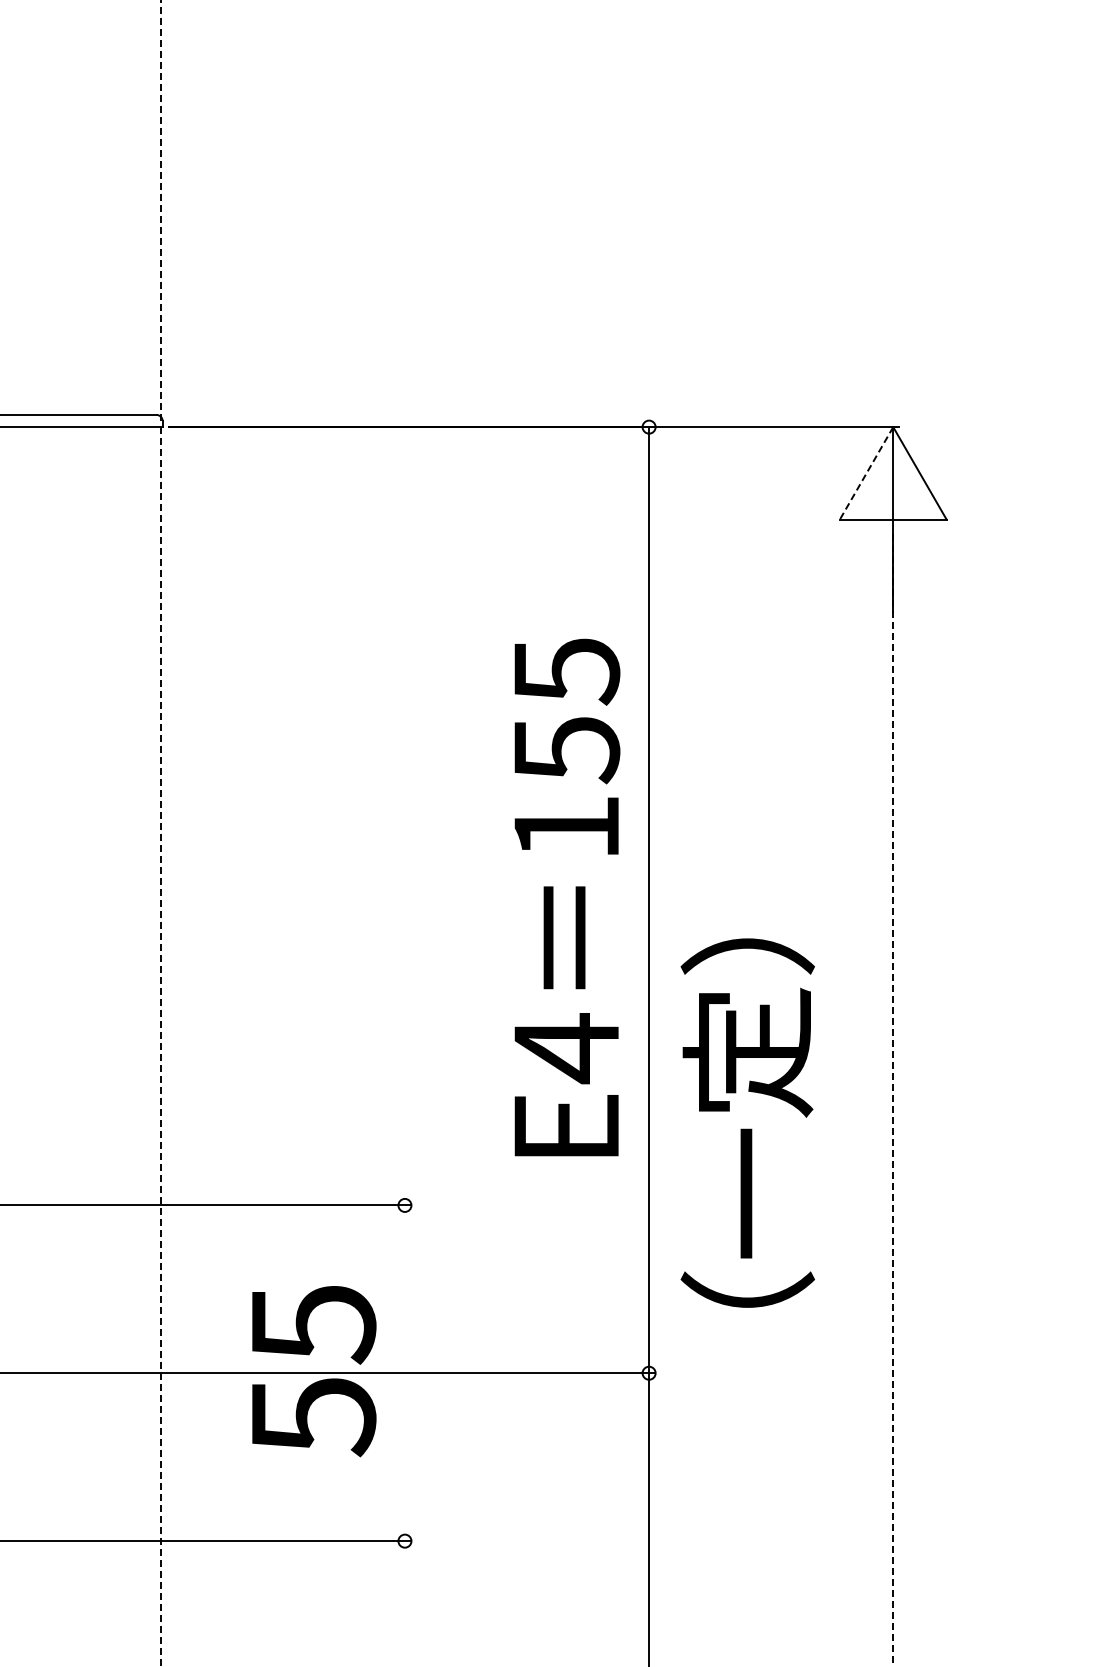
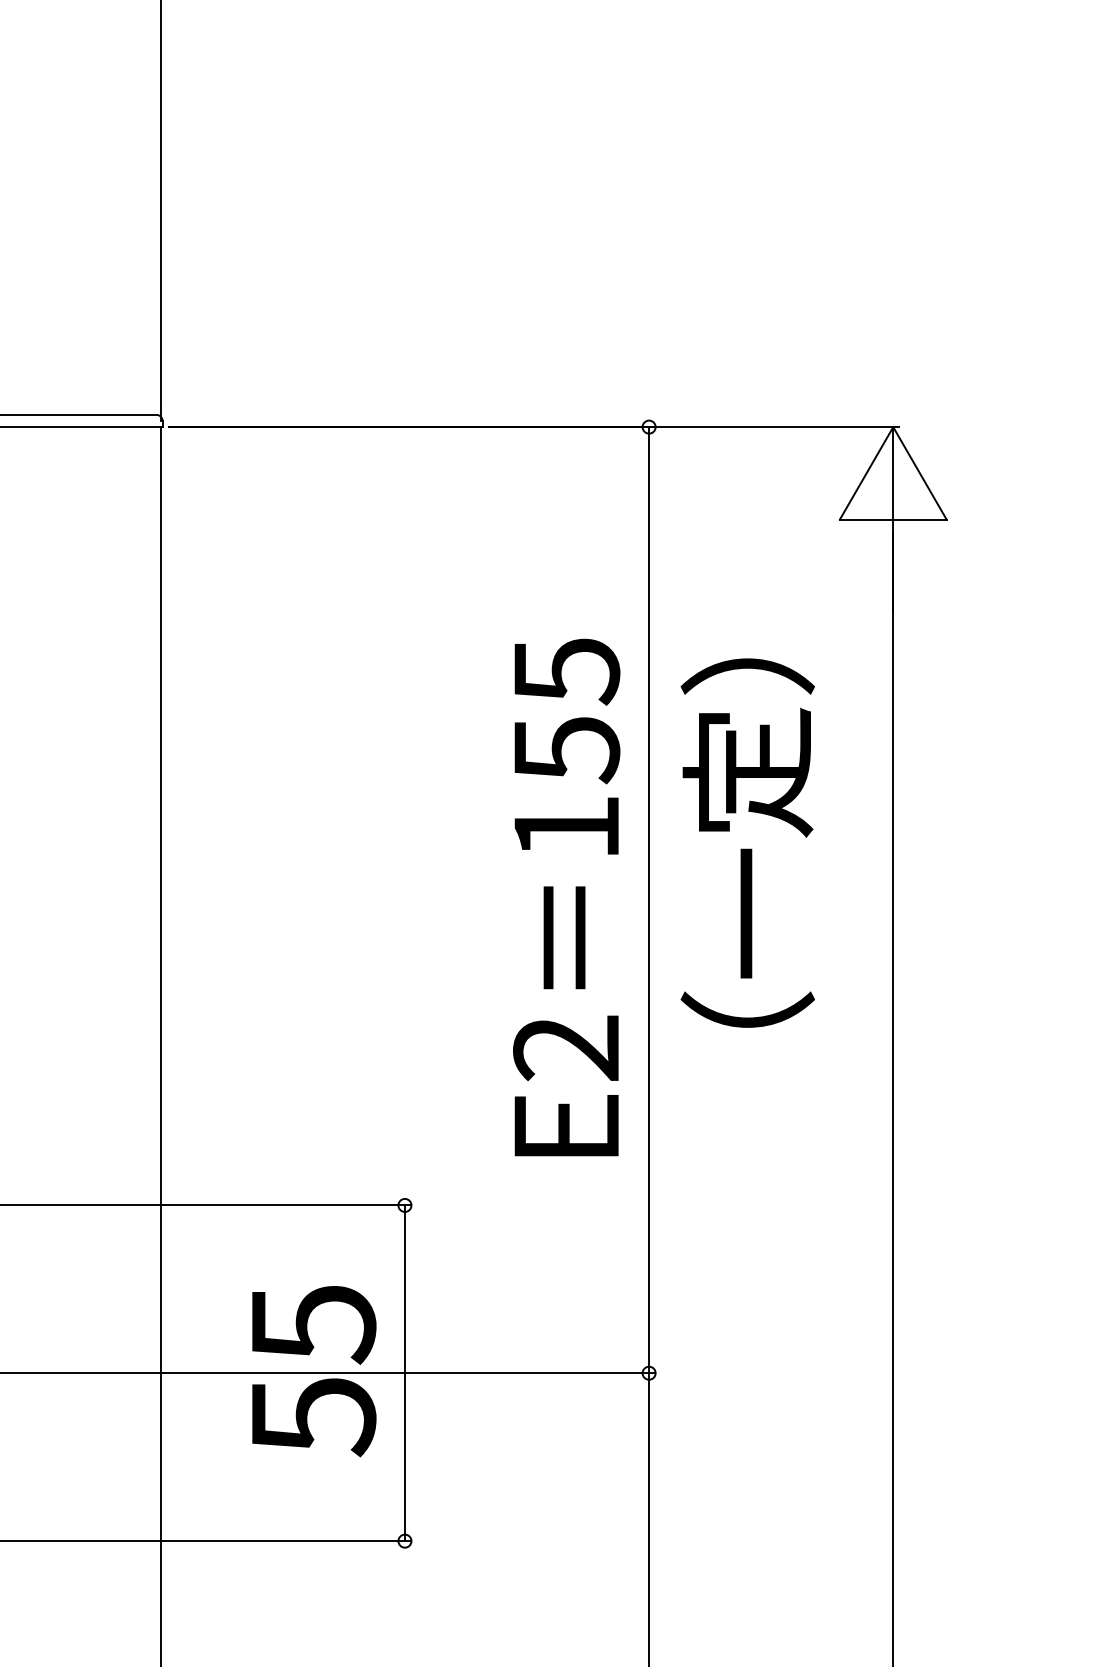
line: dashed -> solid (160, 210)
line: dashed -> solid (866, 473)
line: dashed -> solid (160, 1047)
text: E4 -> E2 (565, 1048)
line: dashed -> solid (893, 1100)
text position: (747, 1122) -> (747, 842) (747, 842)
line: none -> present (404, 1373)
